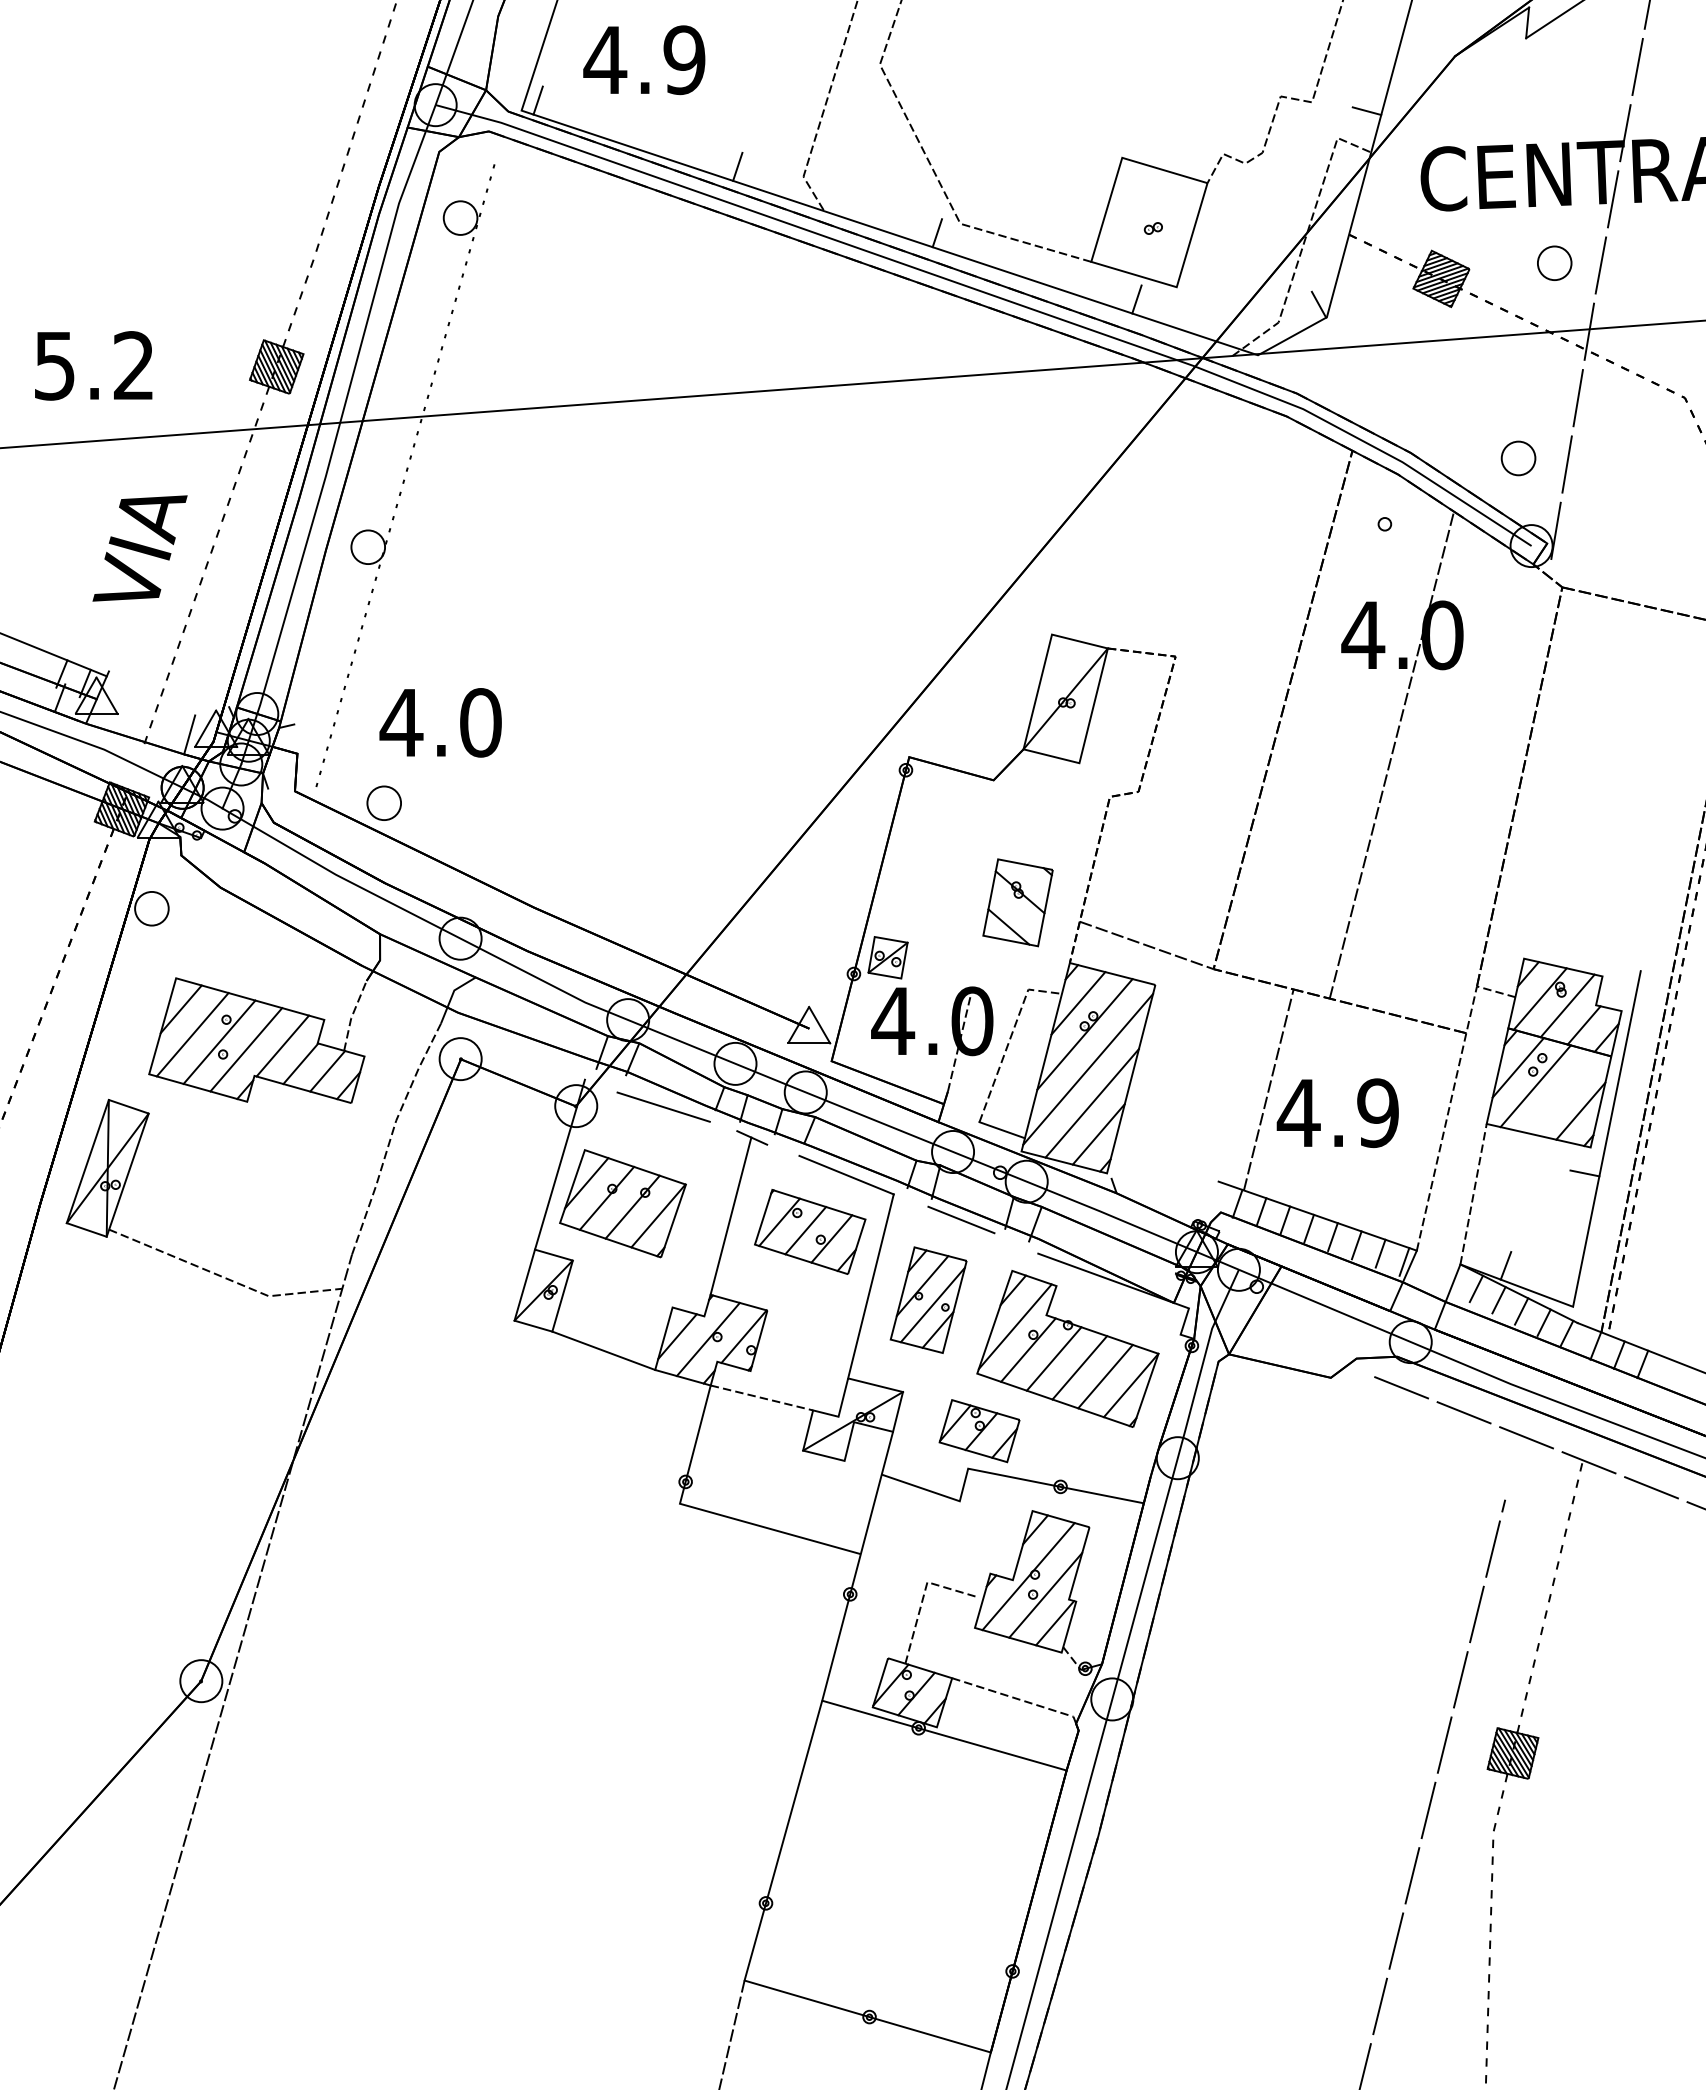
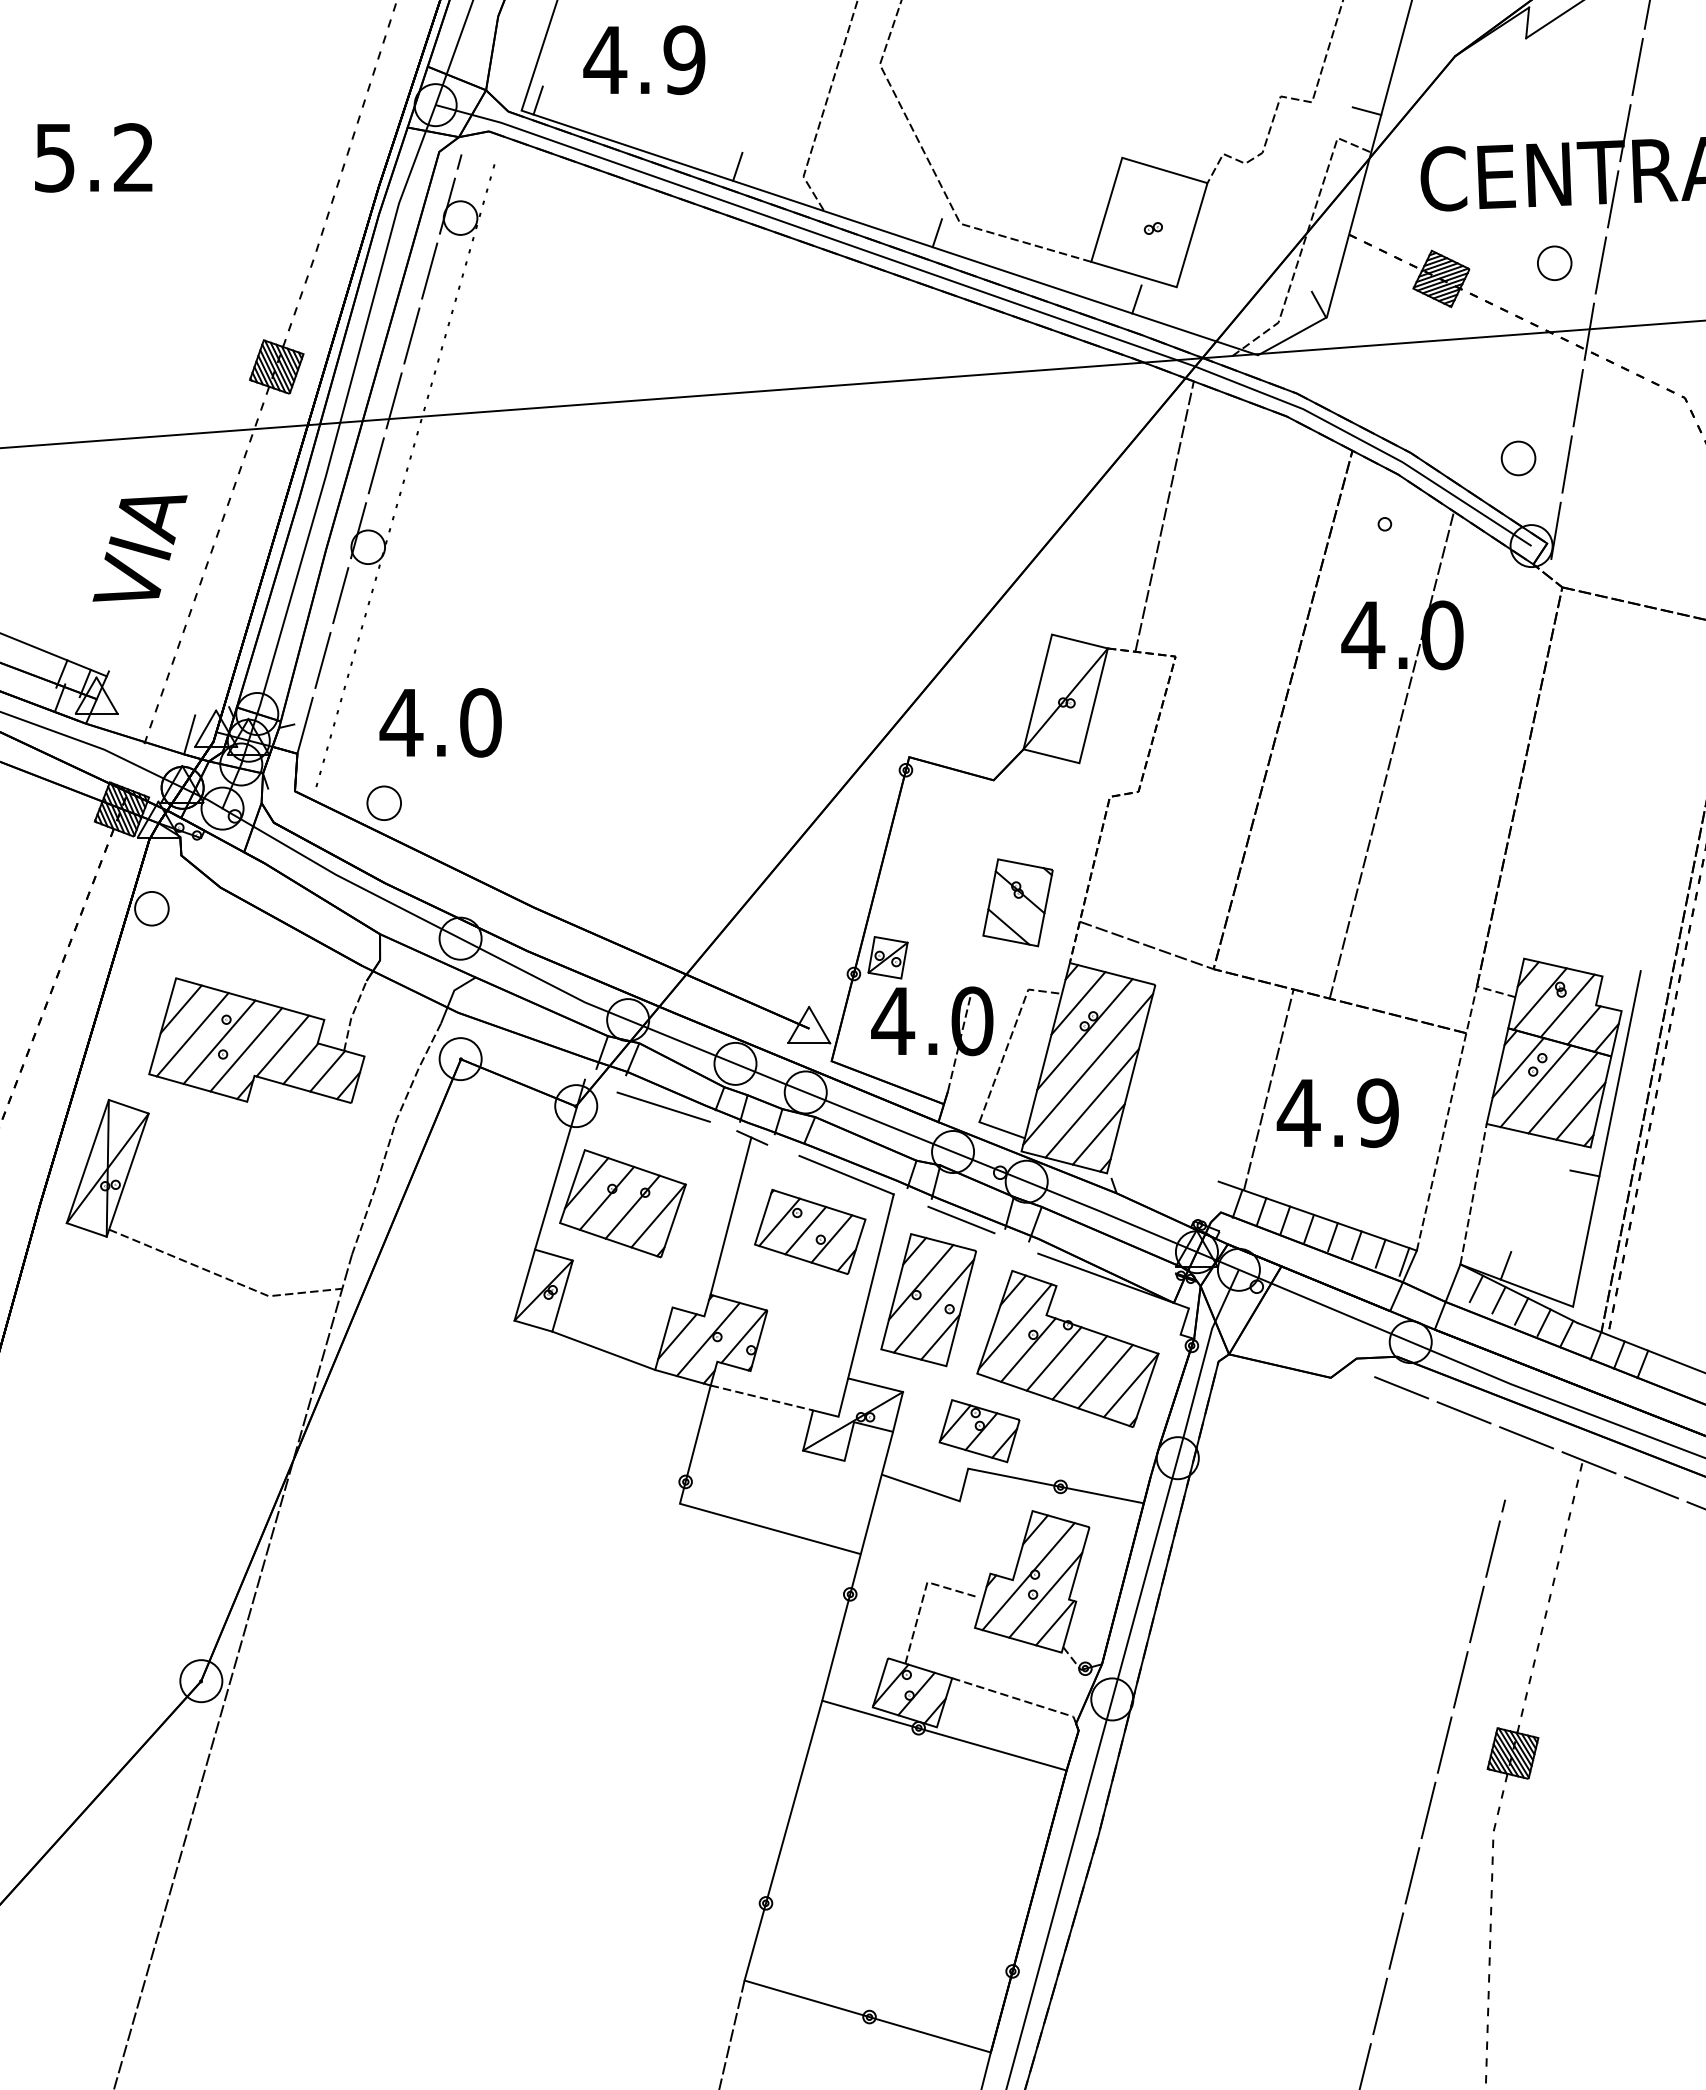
text position: (93, 365) -> (93, 157) (93, 157)
line: none -> present (379, 453)
line: none -> present (1164, 516)
line: none -> present (1562, 1092)
part size: 79x108 px -> 97x135 px (928, 1300)
